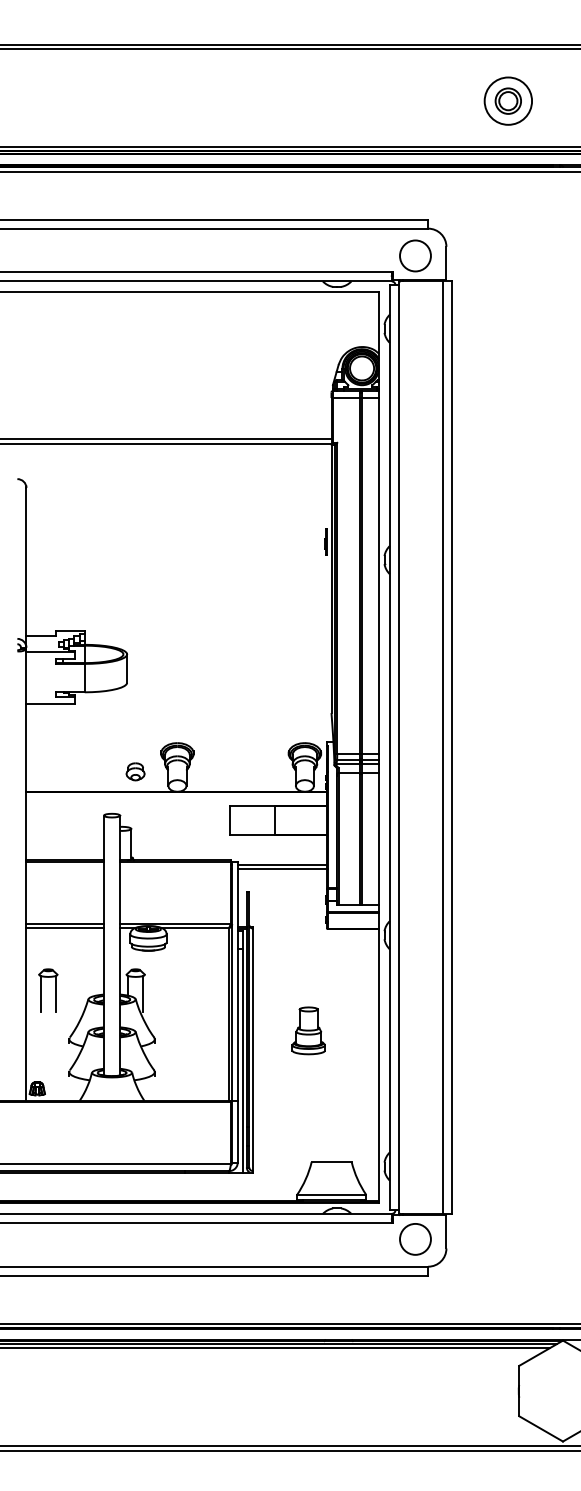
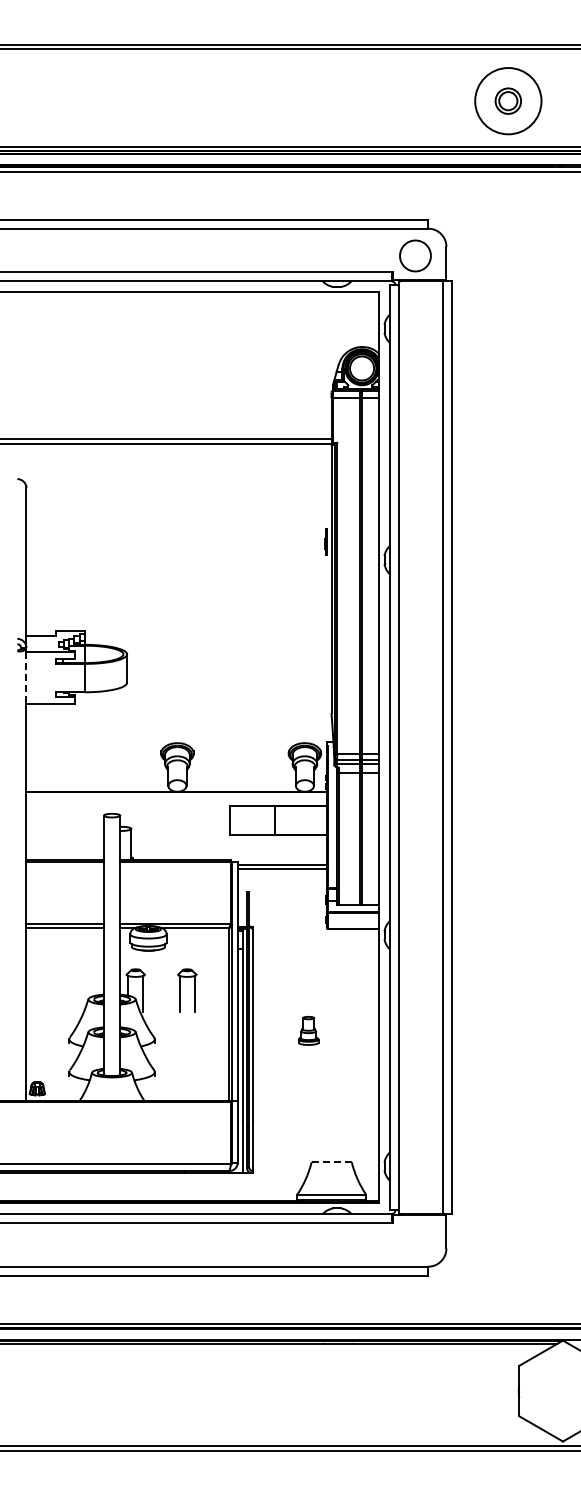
circle diameter: 47 px -> 66 px (508, 101)
line: solid -> dashed (26, 678)
part: present -> none (135, 771)
part position: (41, 990) -> (180, 990) (180, 990)
part size: 35x50 px -> 22x30 px (308, 1030)
line: solid -> dashed (331, 1162)
circle: present -> none (415, 1239)
line: present -> none (275, 1348)
